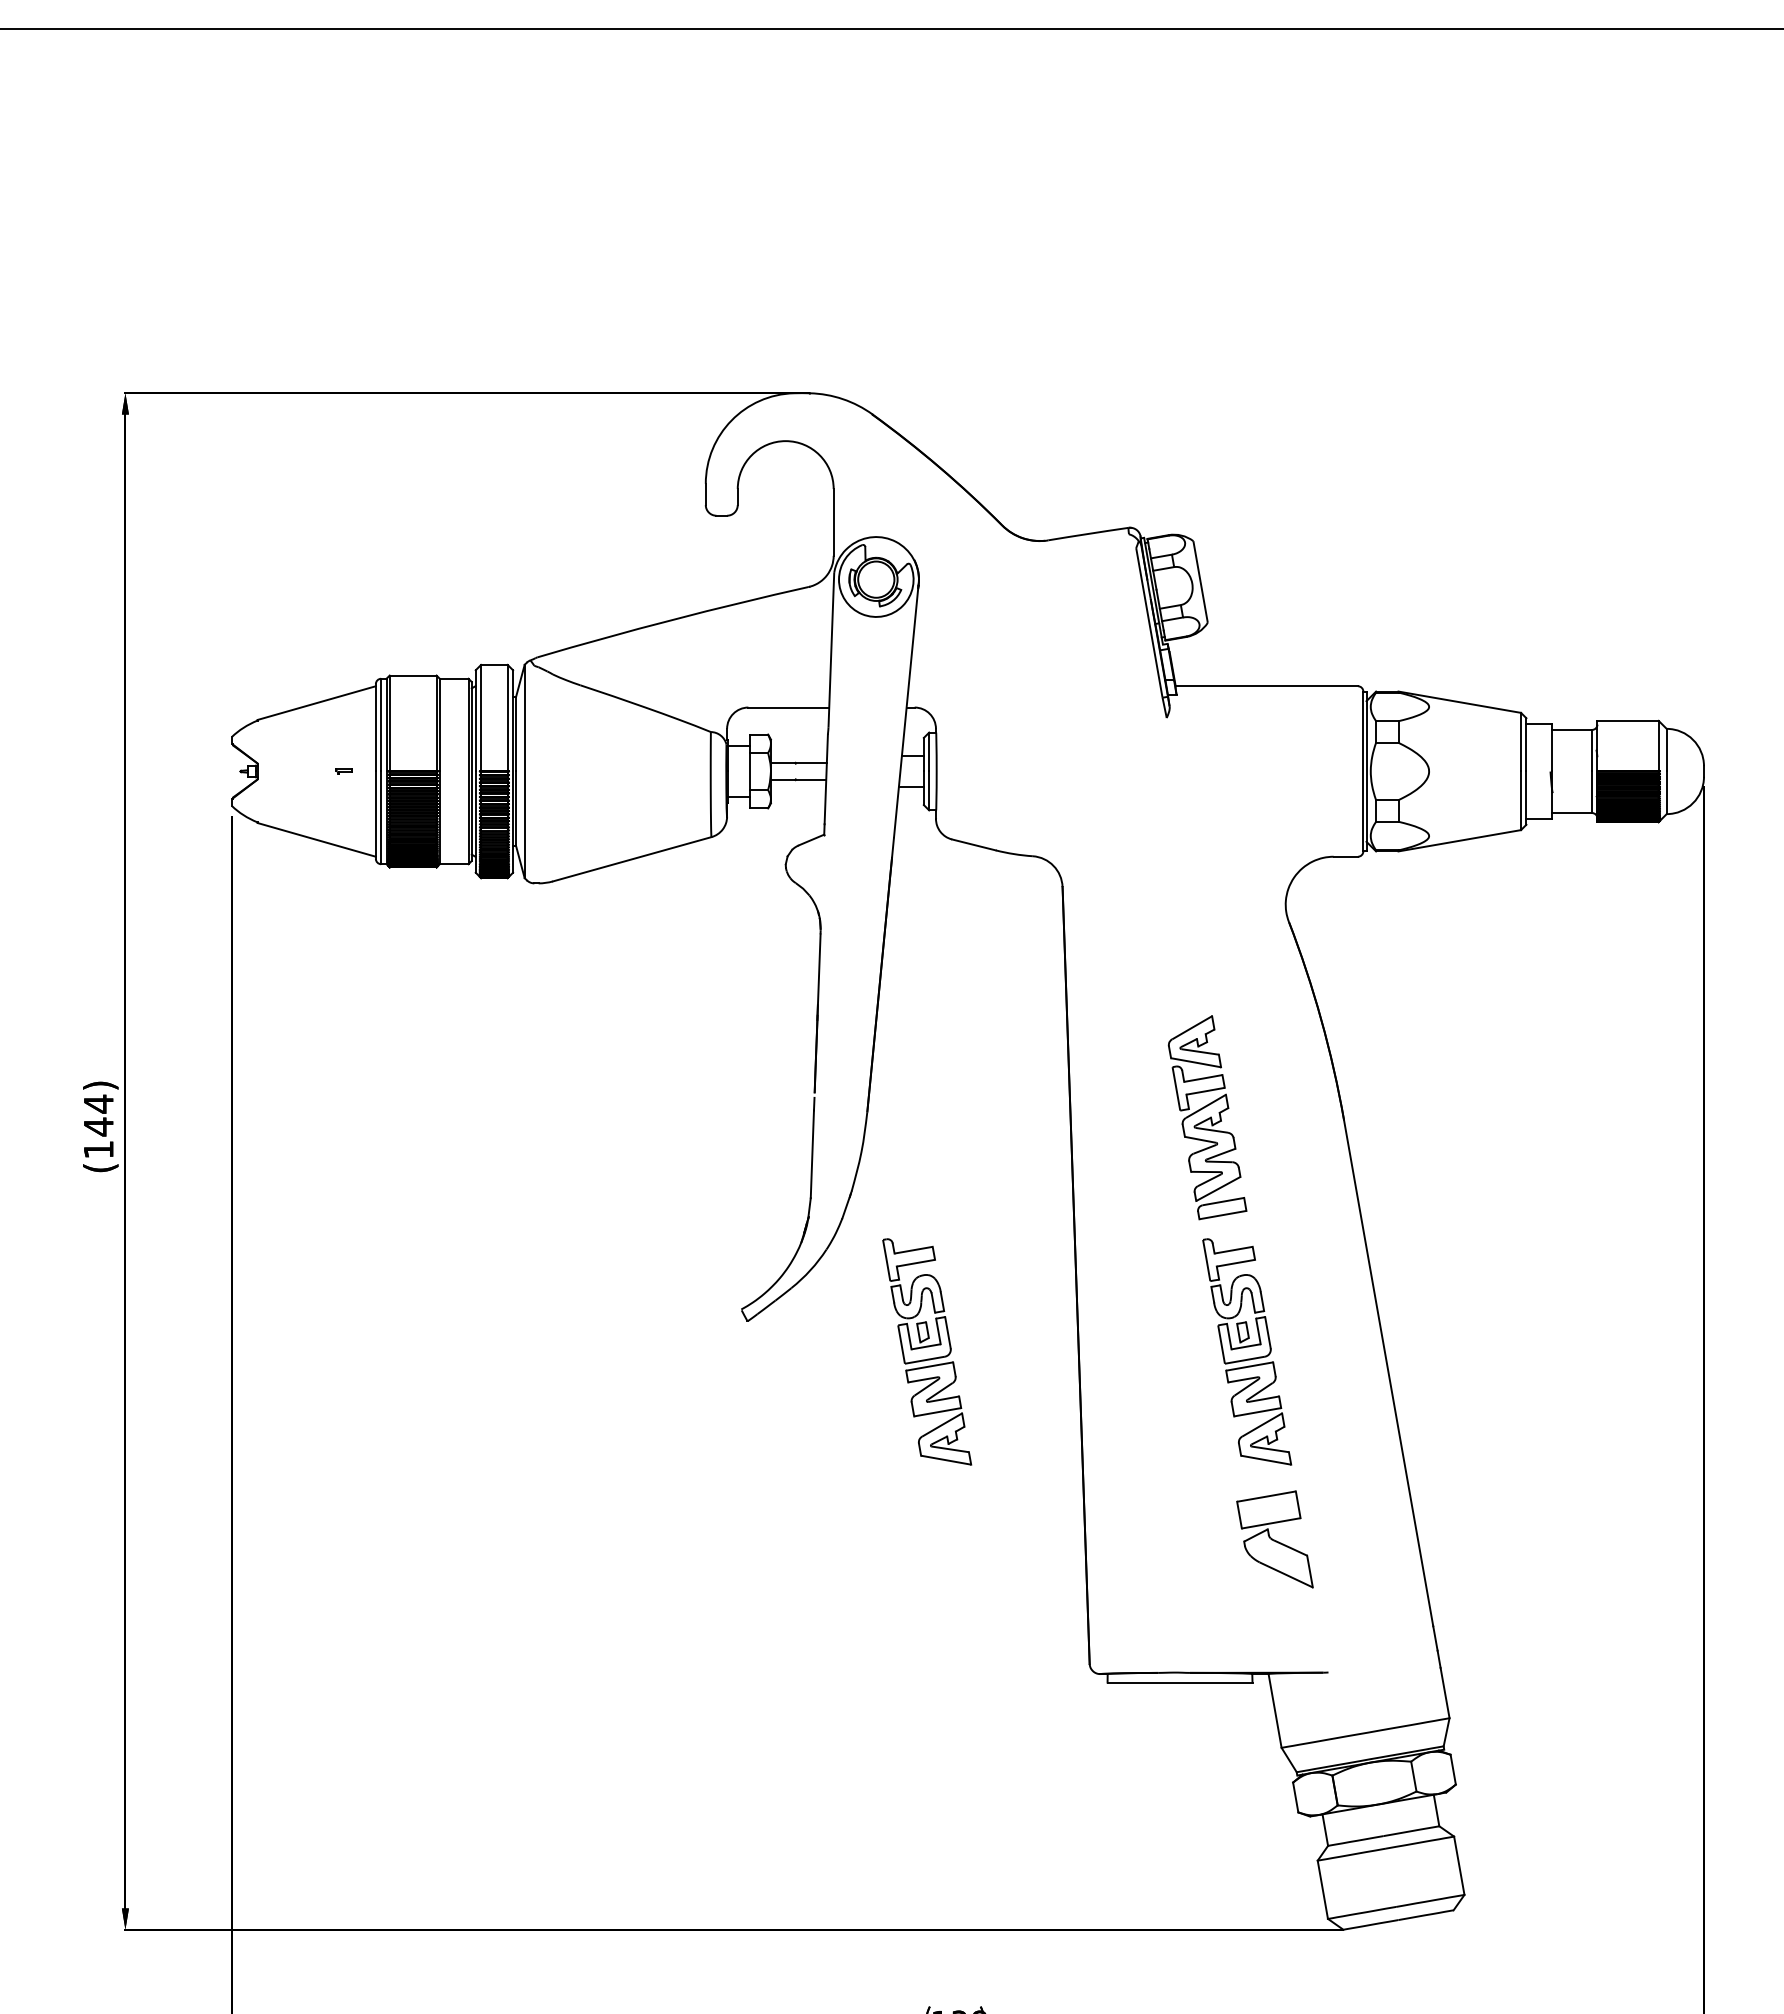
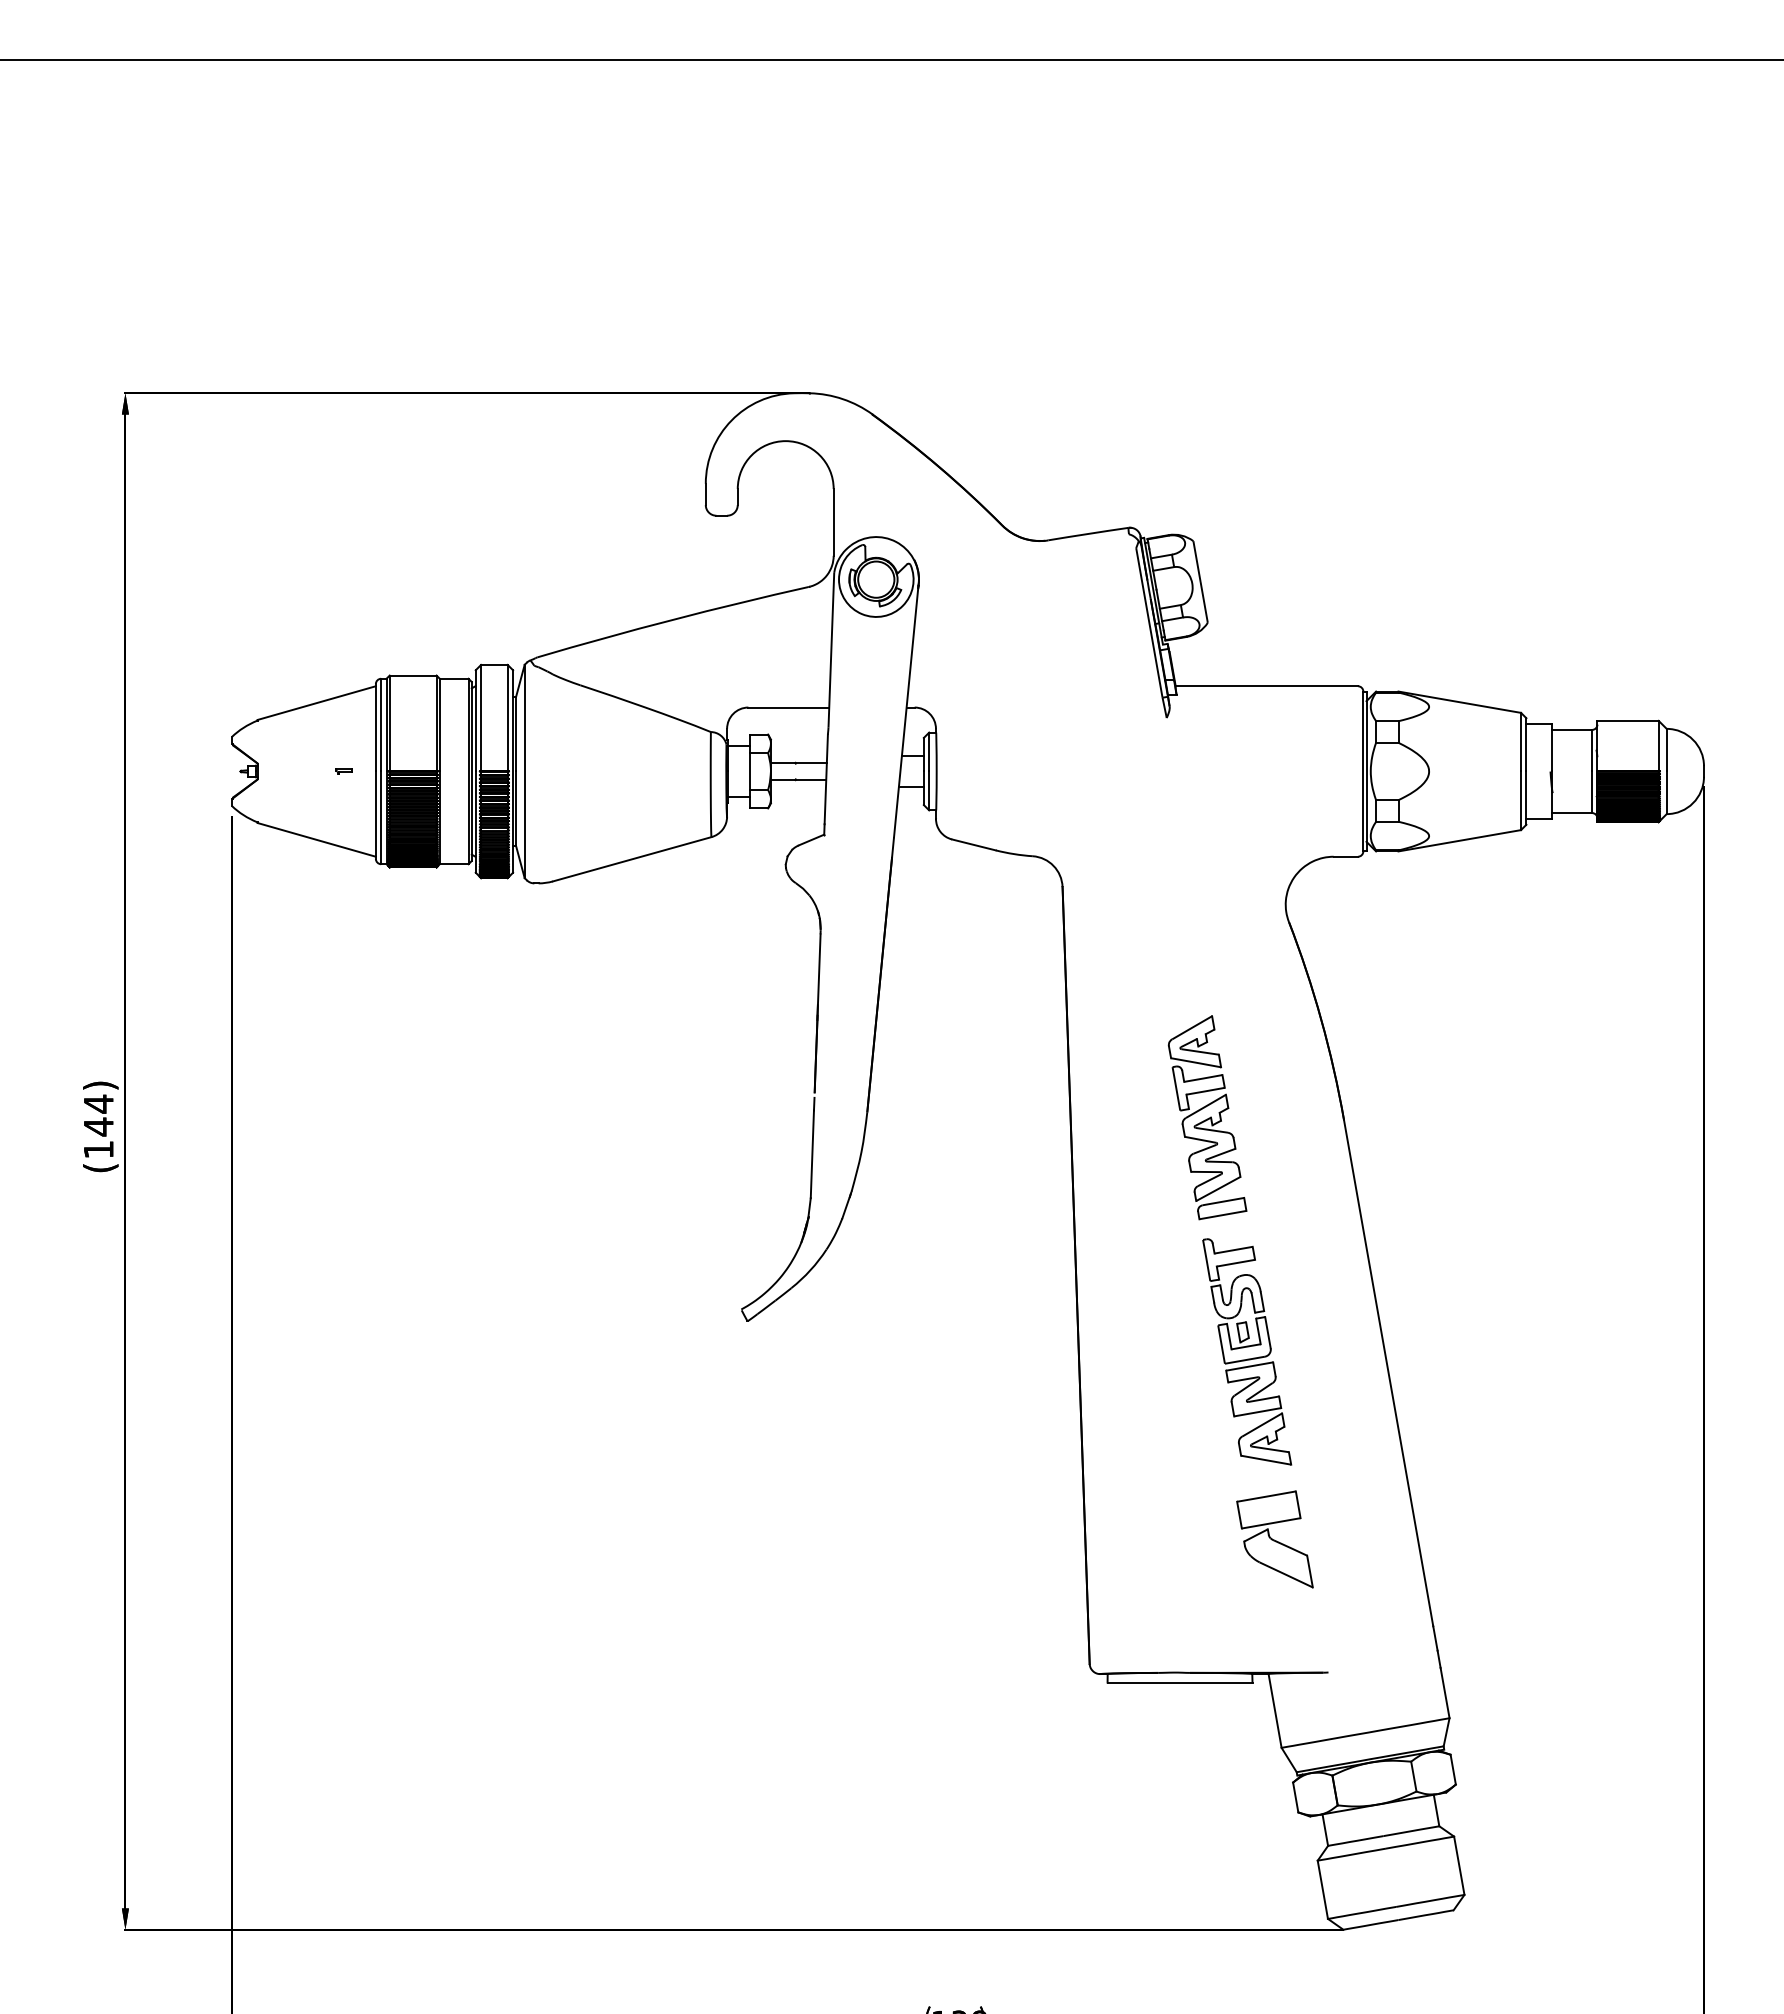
line position: (891, 29) -> (891, 60) (891, 60)
part: present -> none (927, 1351)
